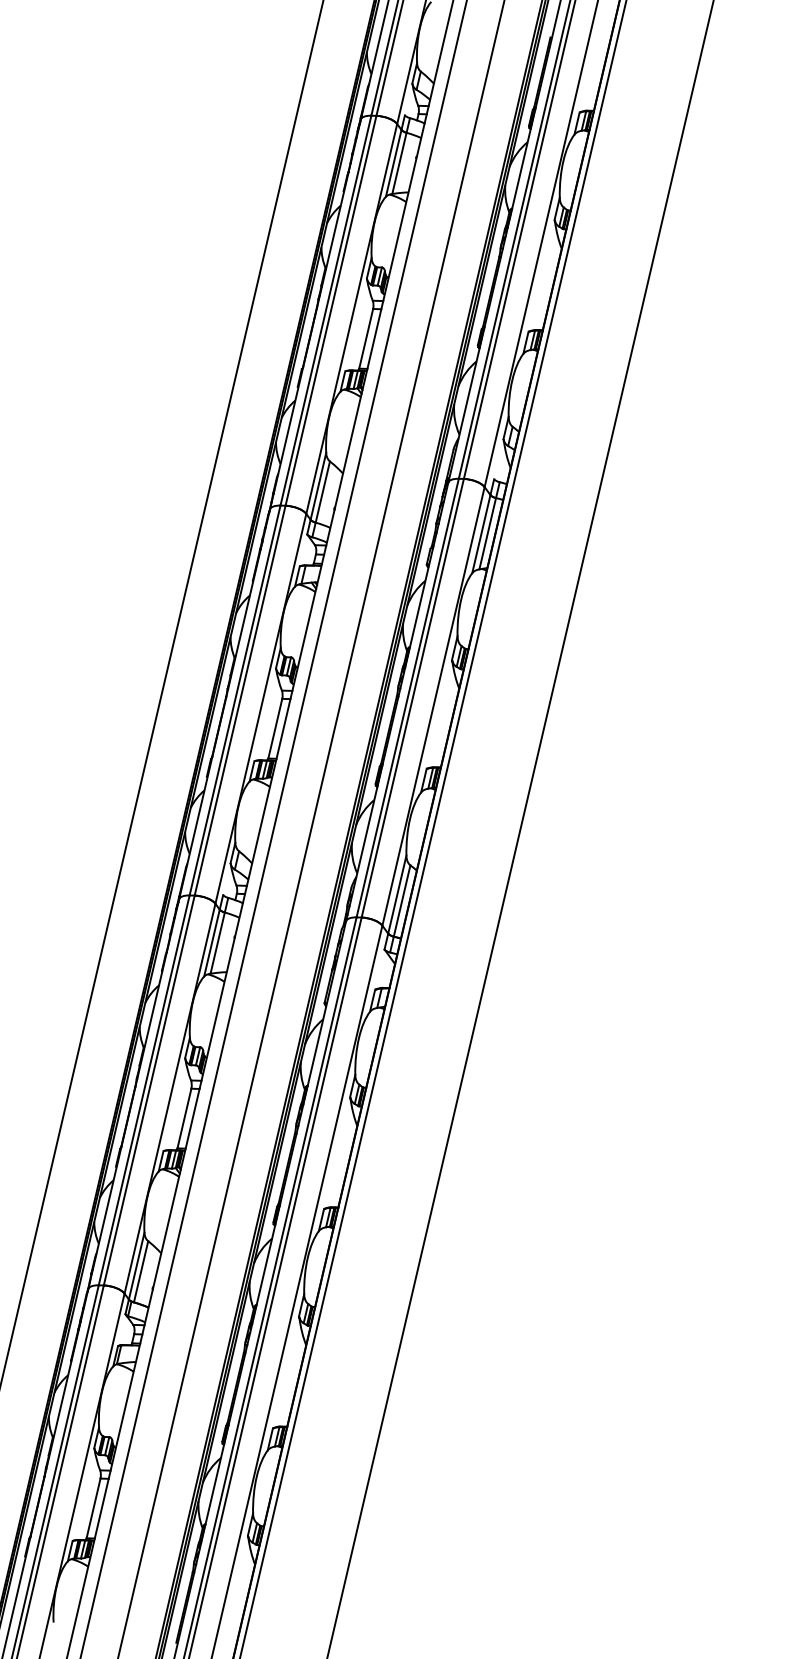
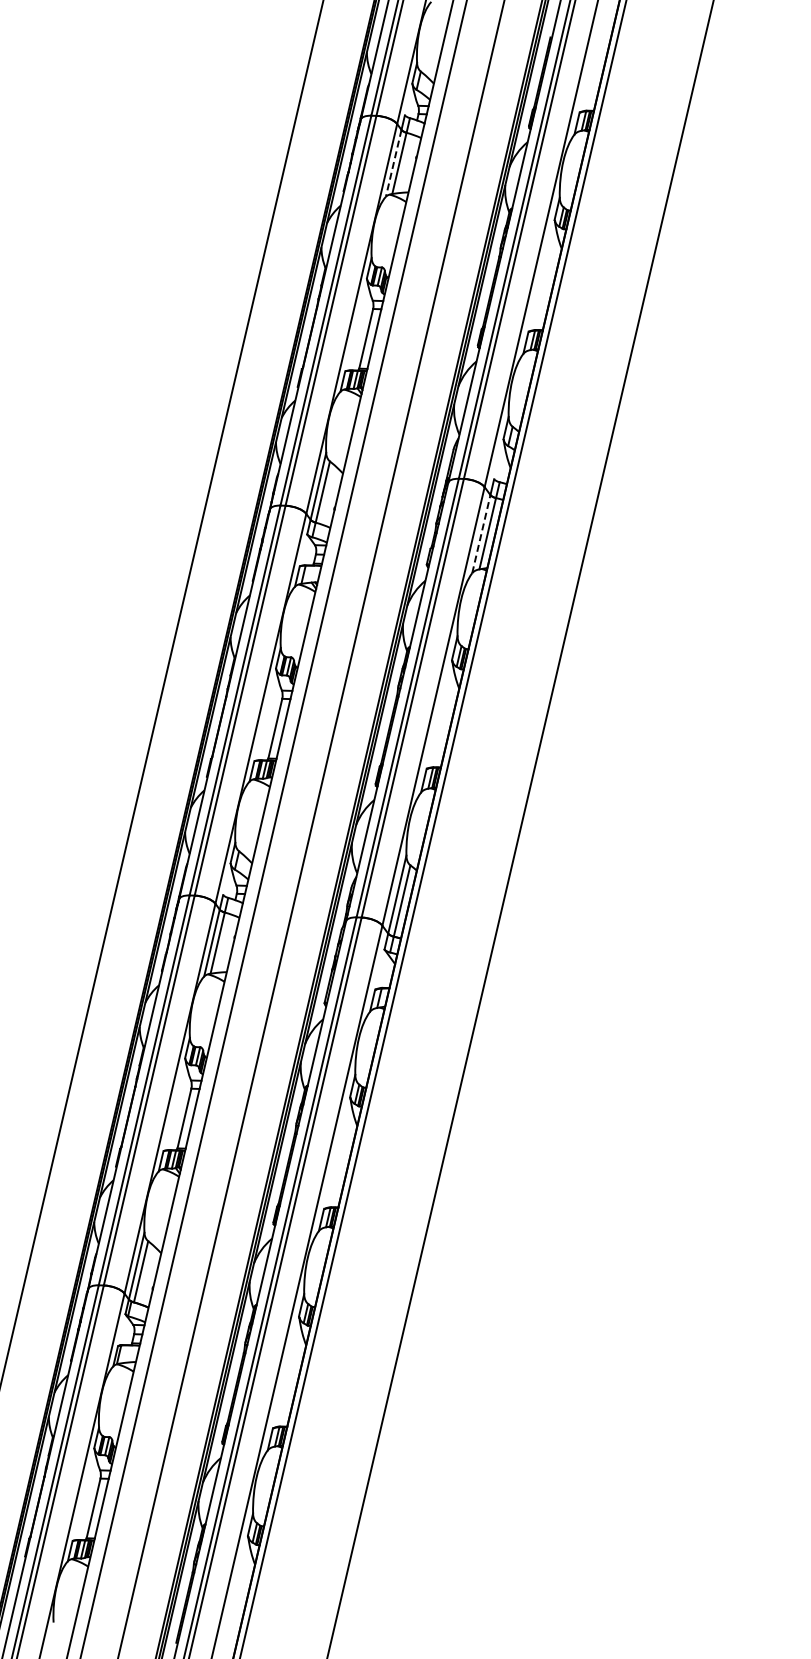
line: solid -> dashed (393, 163)
line: solid -> dashed (481, 533)
